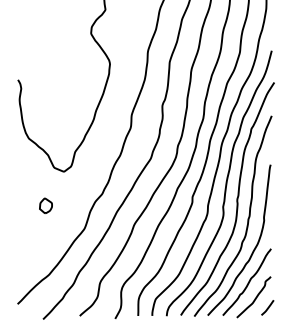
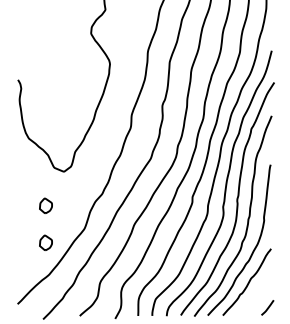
part: none -> present (45, 242)
curve: present -> none (254, 298)
